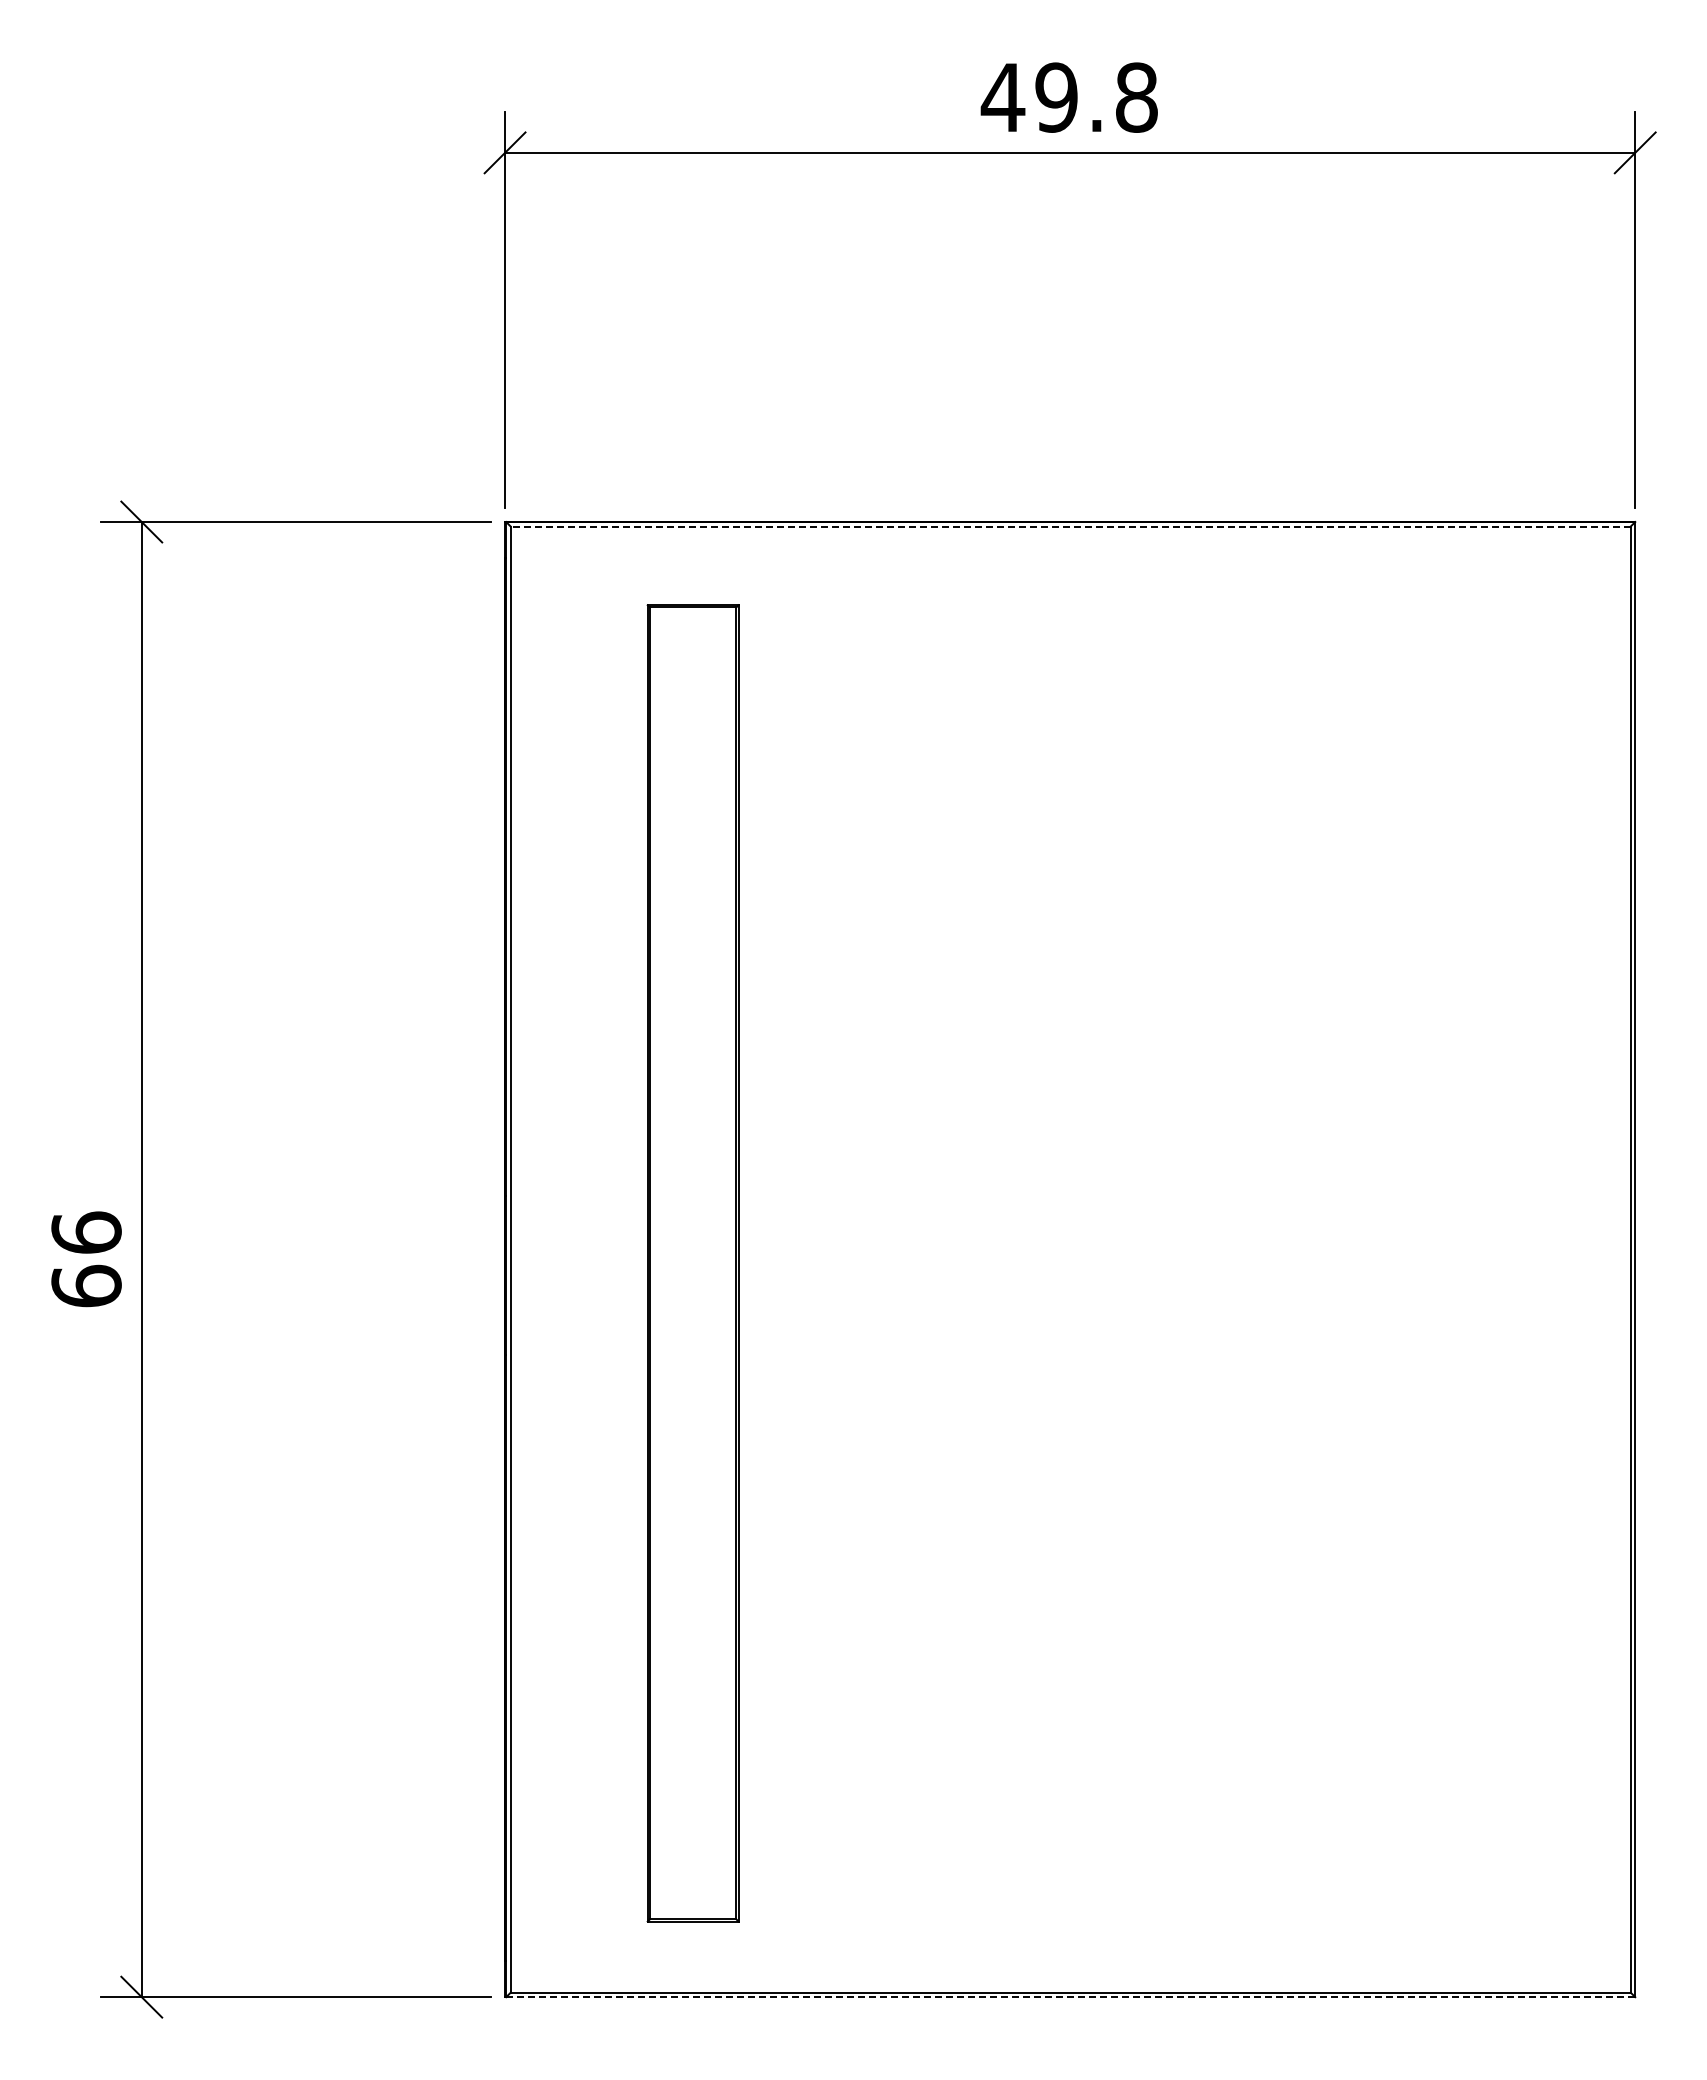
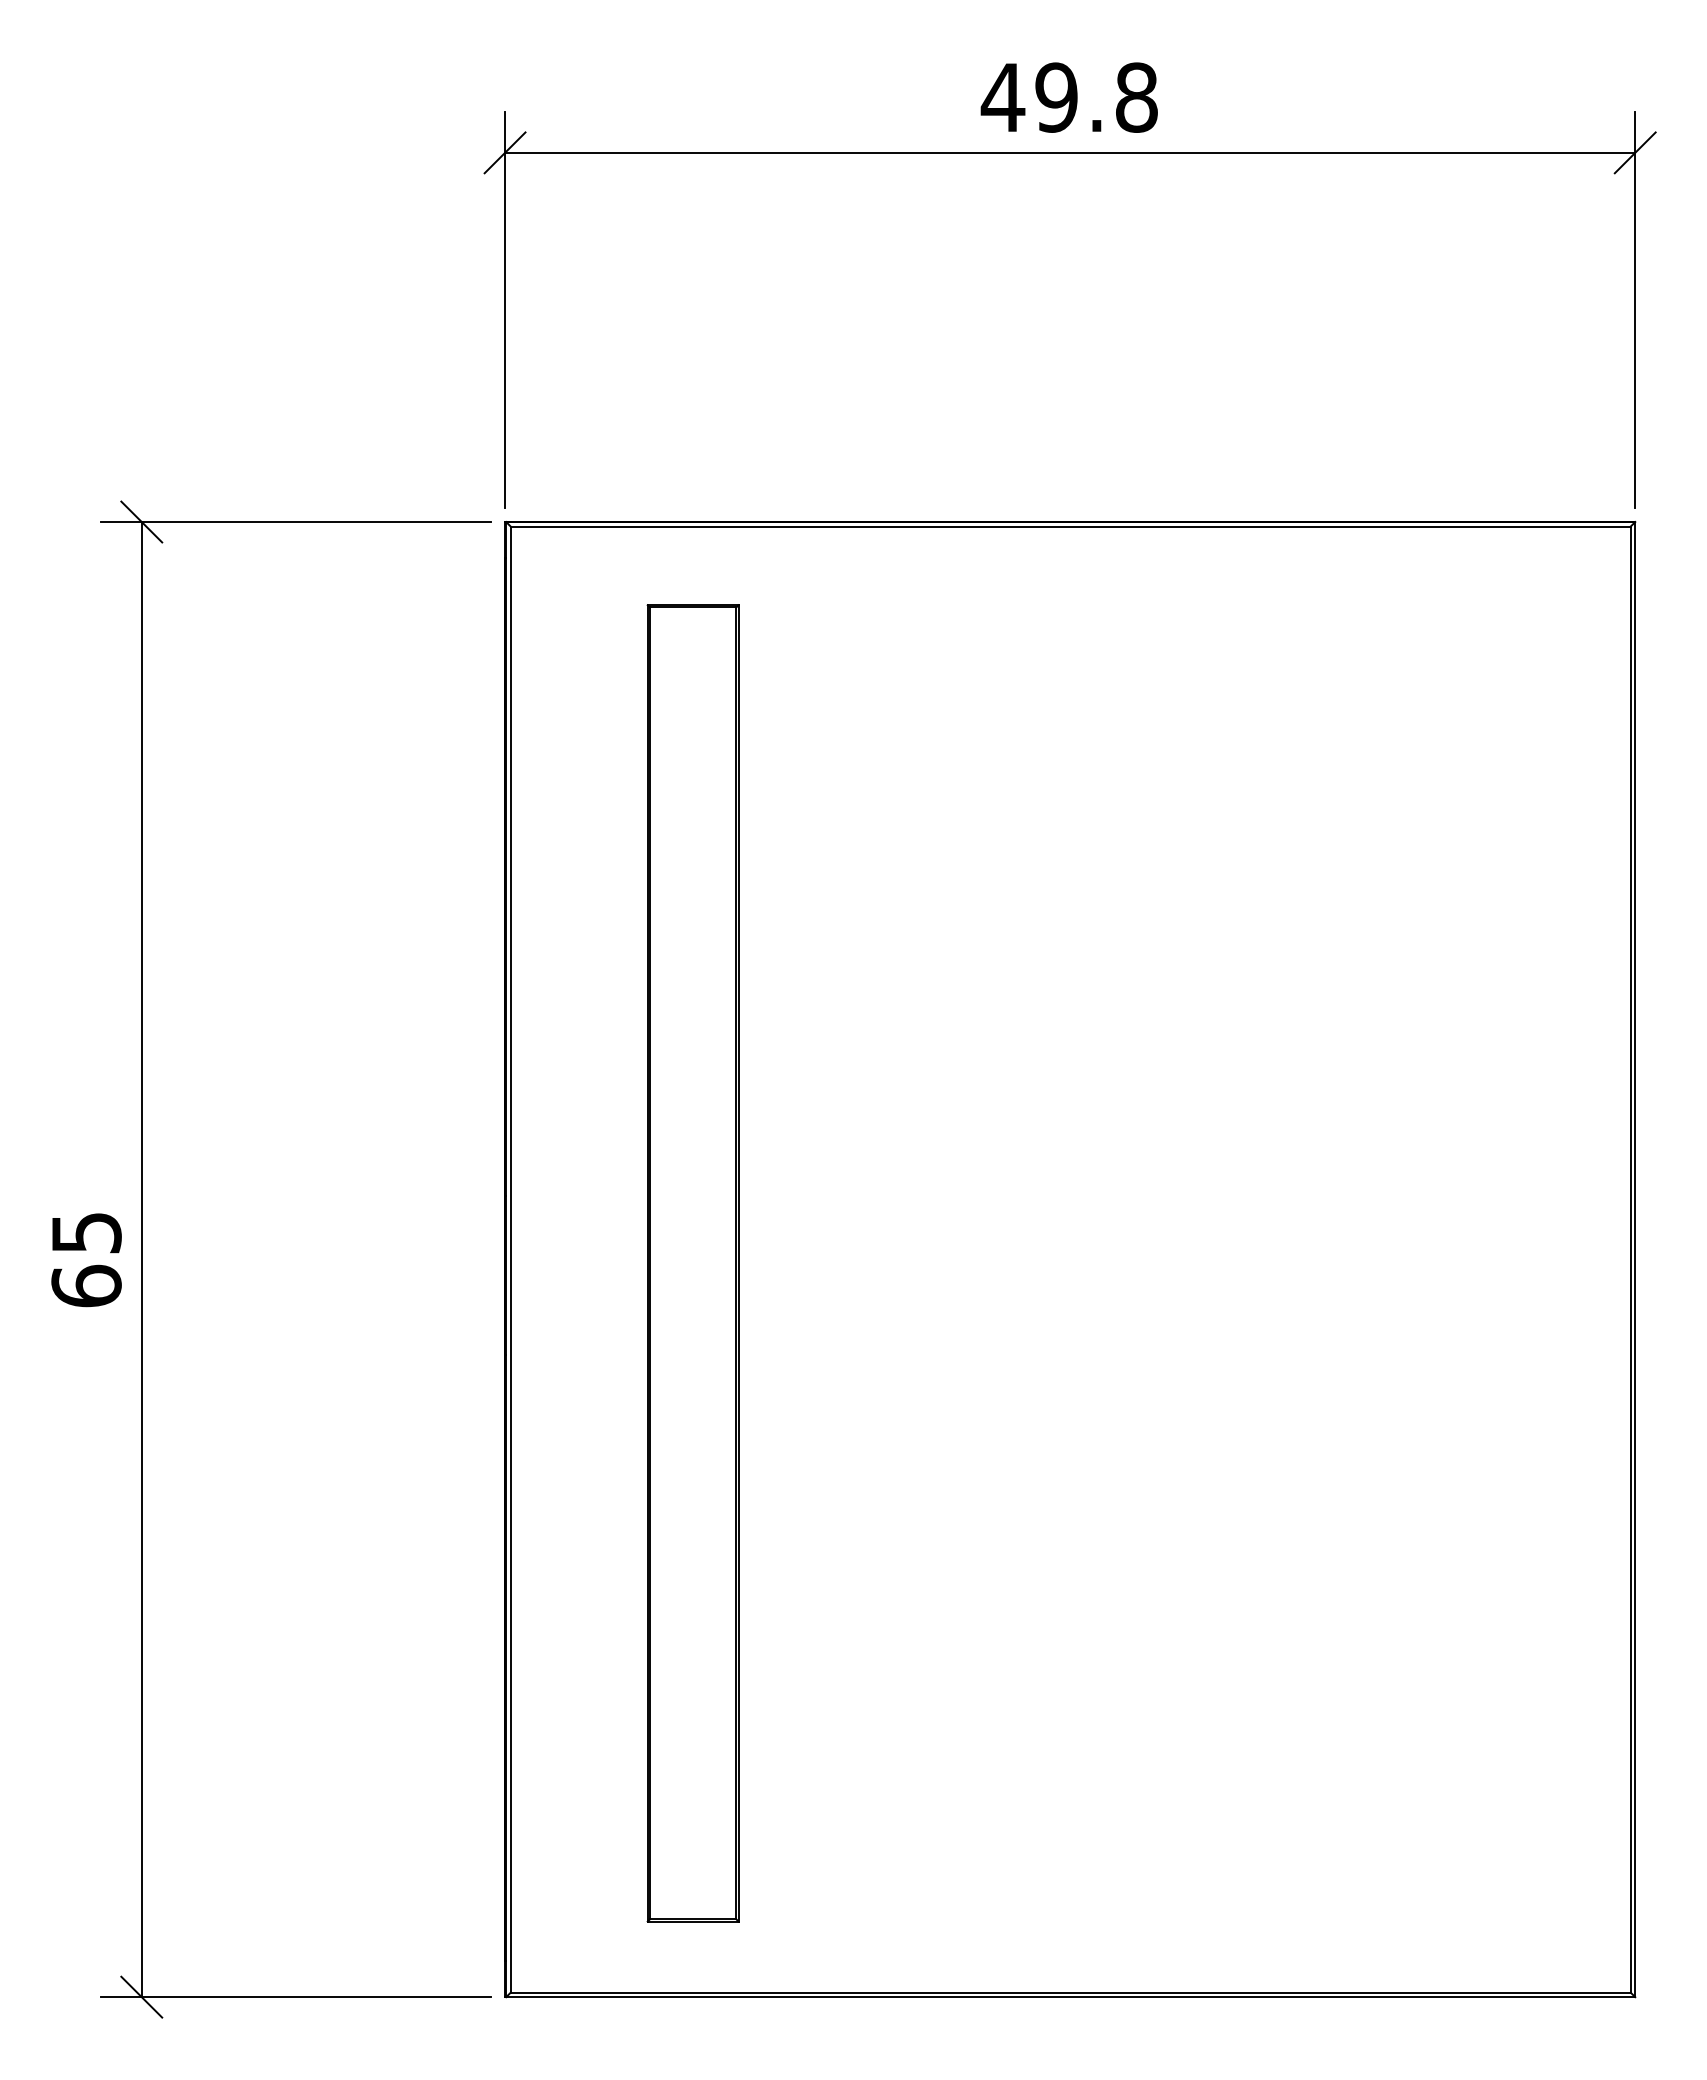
line: dashed -> solid (1070, 526)
text: 66 -> 65 (86, 1232)
line: dashed -> solid (1070, 1997)
